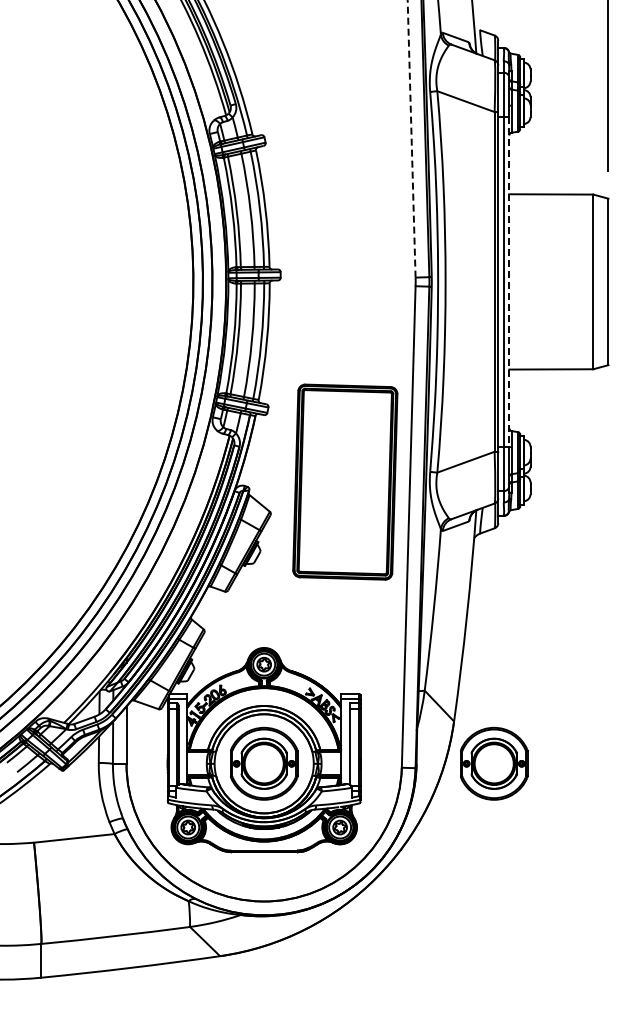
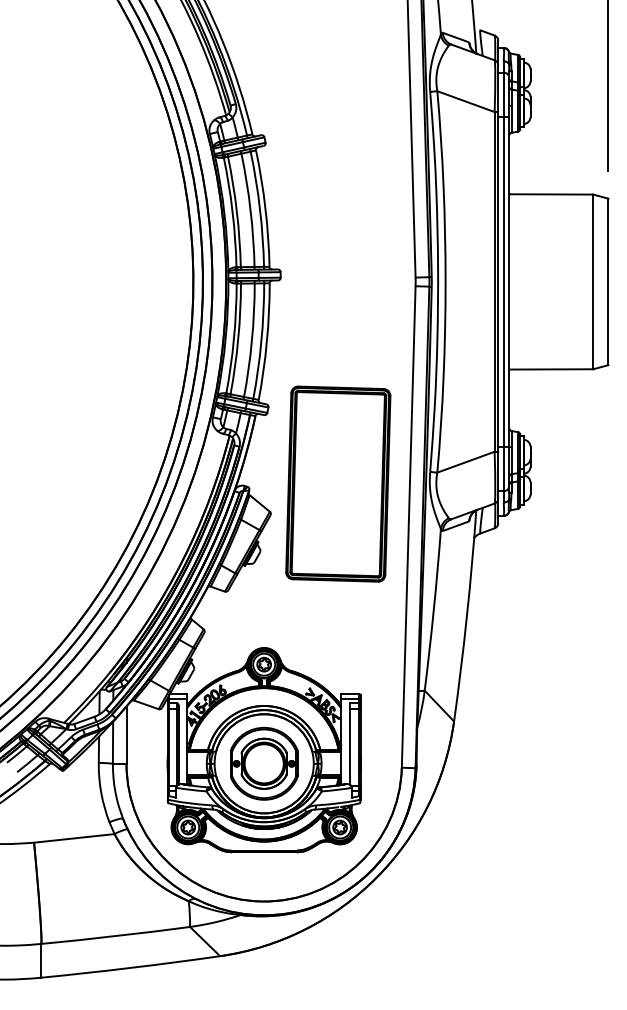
line: dashed -> solid (411, 138)
line: dashed -> solid (509, 282)
part position: (345, 481) -> (338, 483) (338, 483)
part: present -> none (494, 763)
